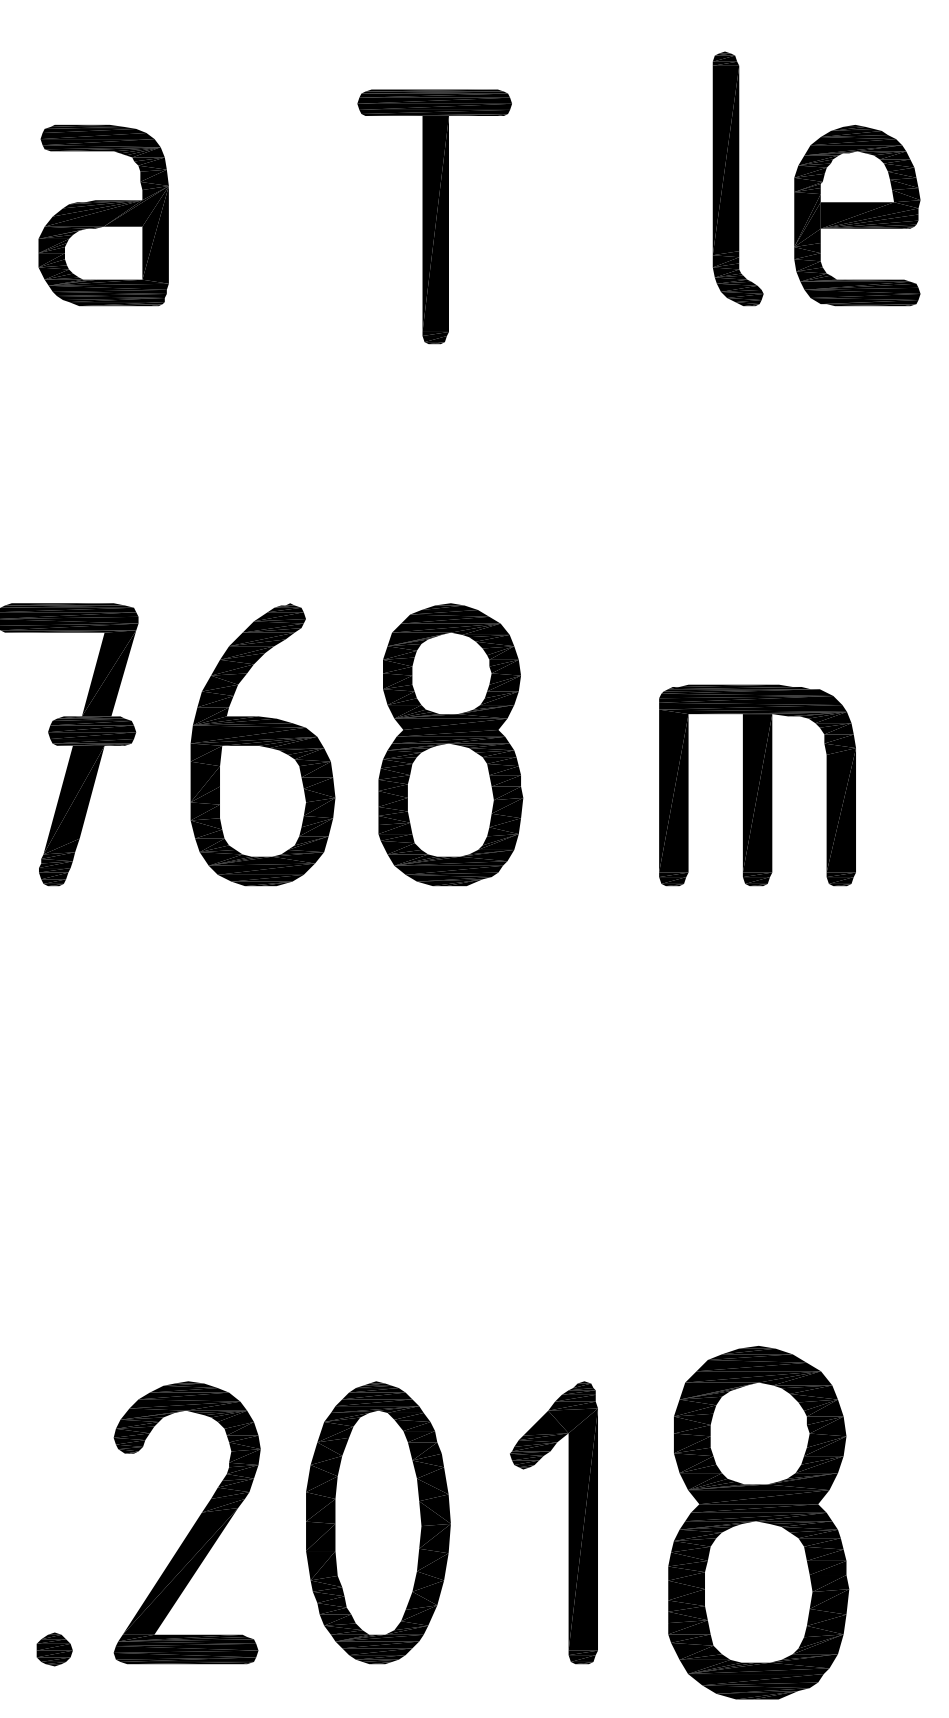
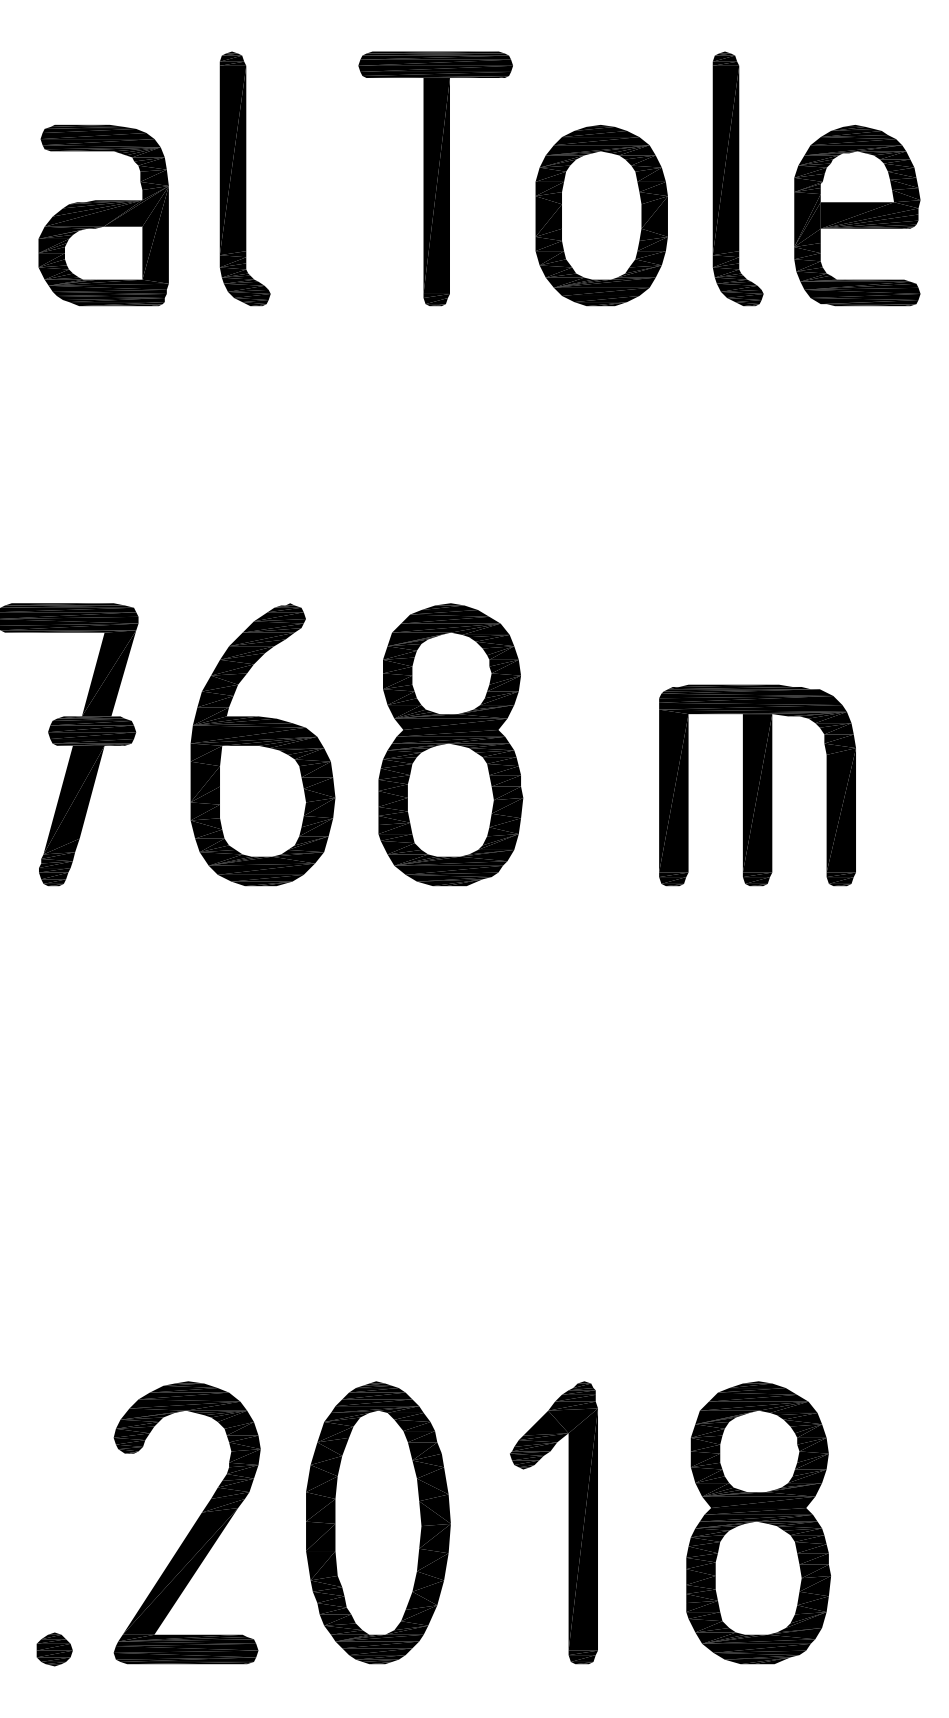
part: none -> present (244, 178)
part: none -> present (601, 215)
part position: (434, 216) -> (435, 178) (435, 178)
part size: 182x354 px -> 145x284 px (758, 1522)
